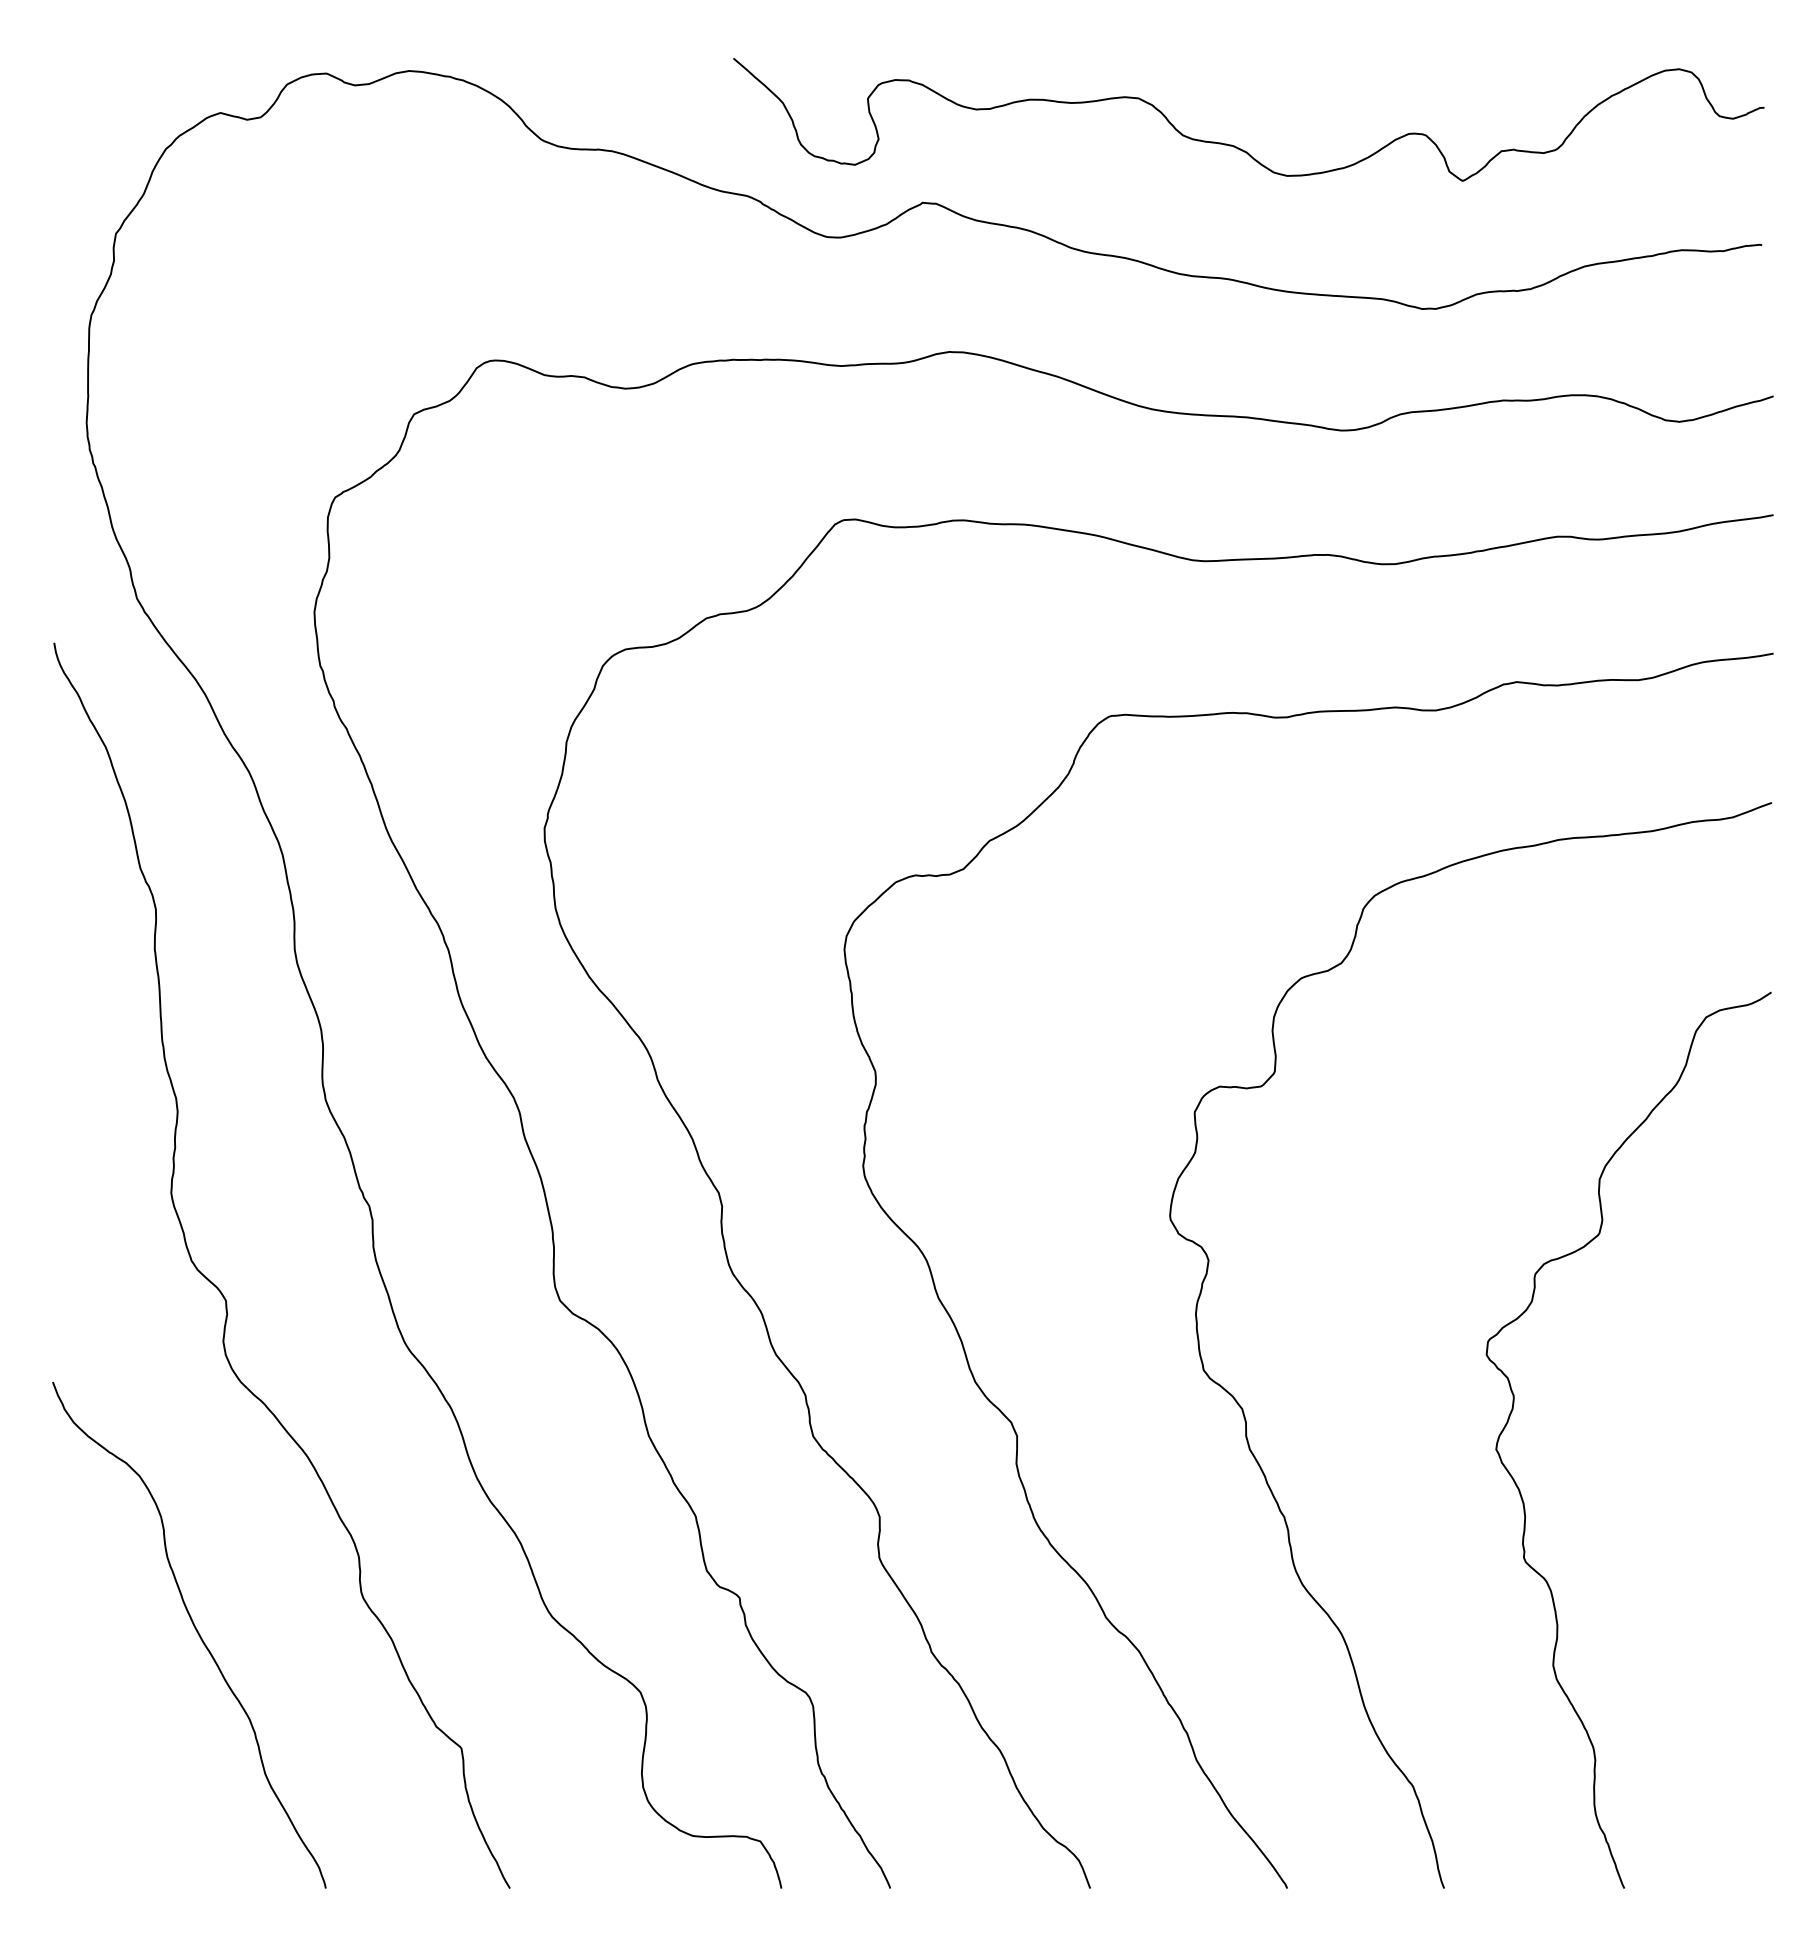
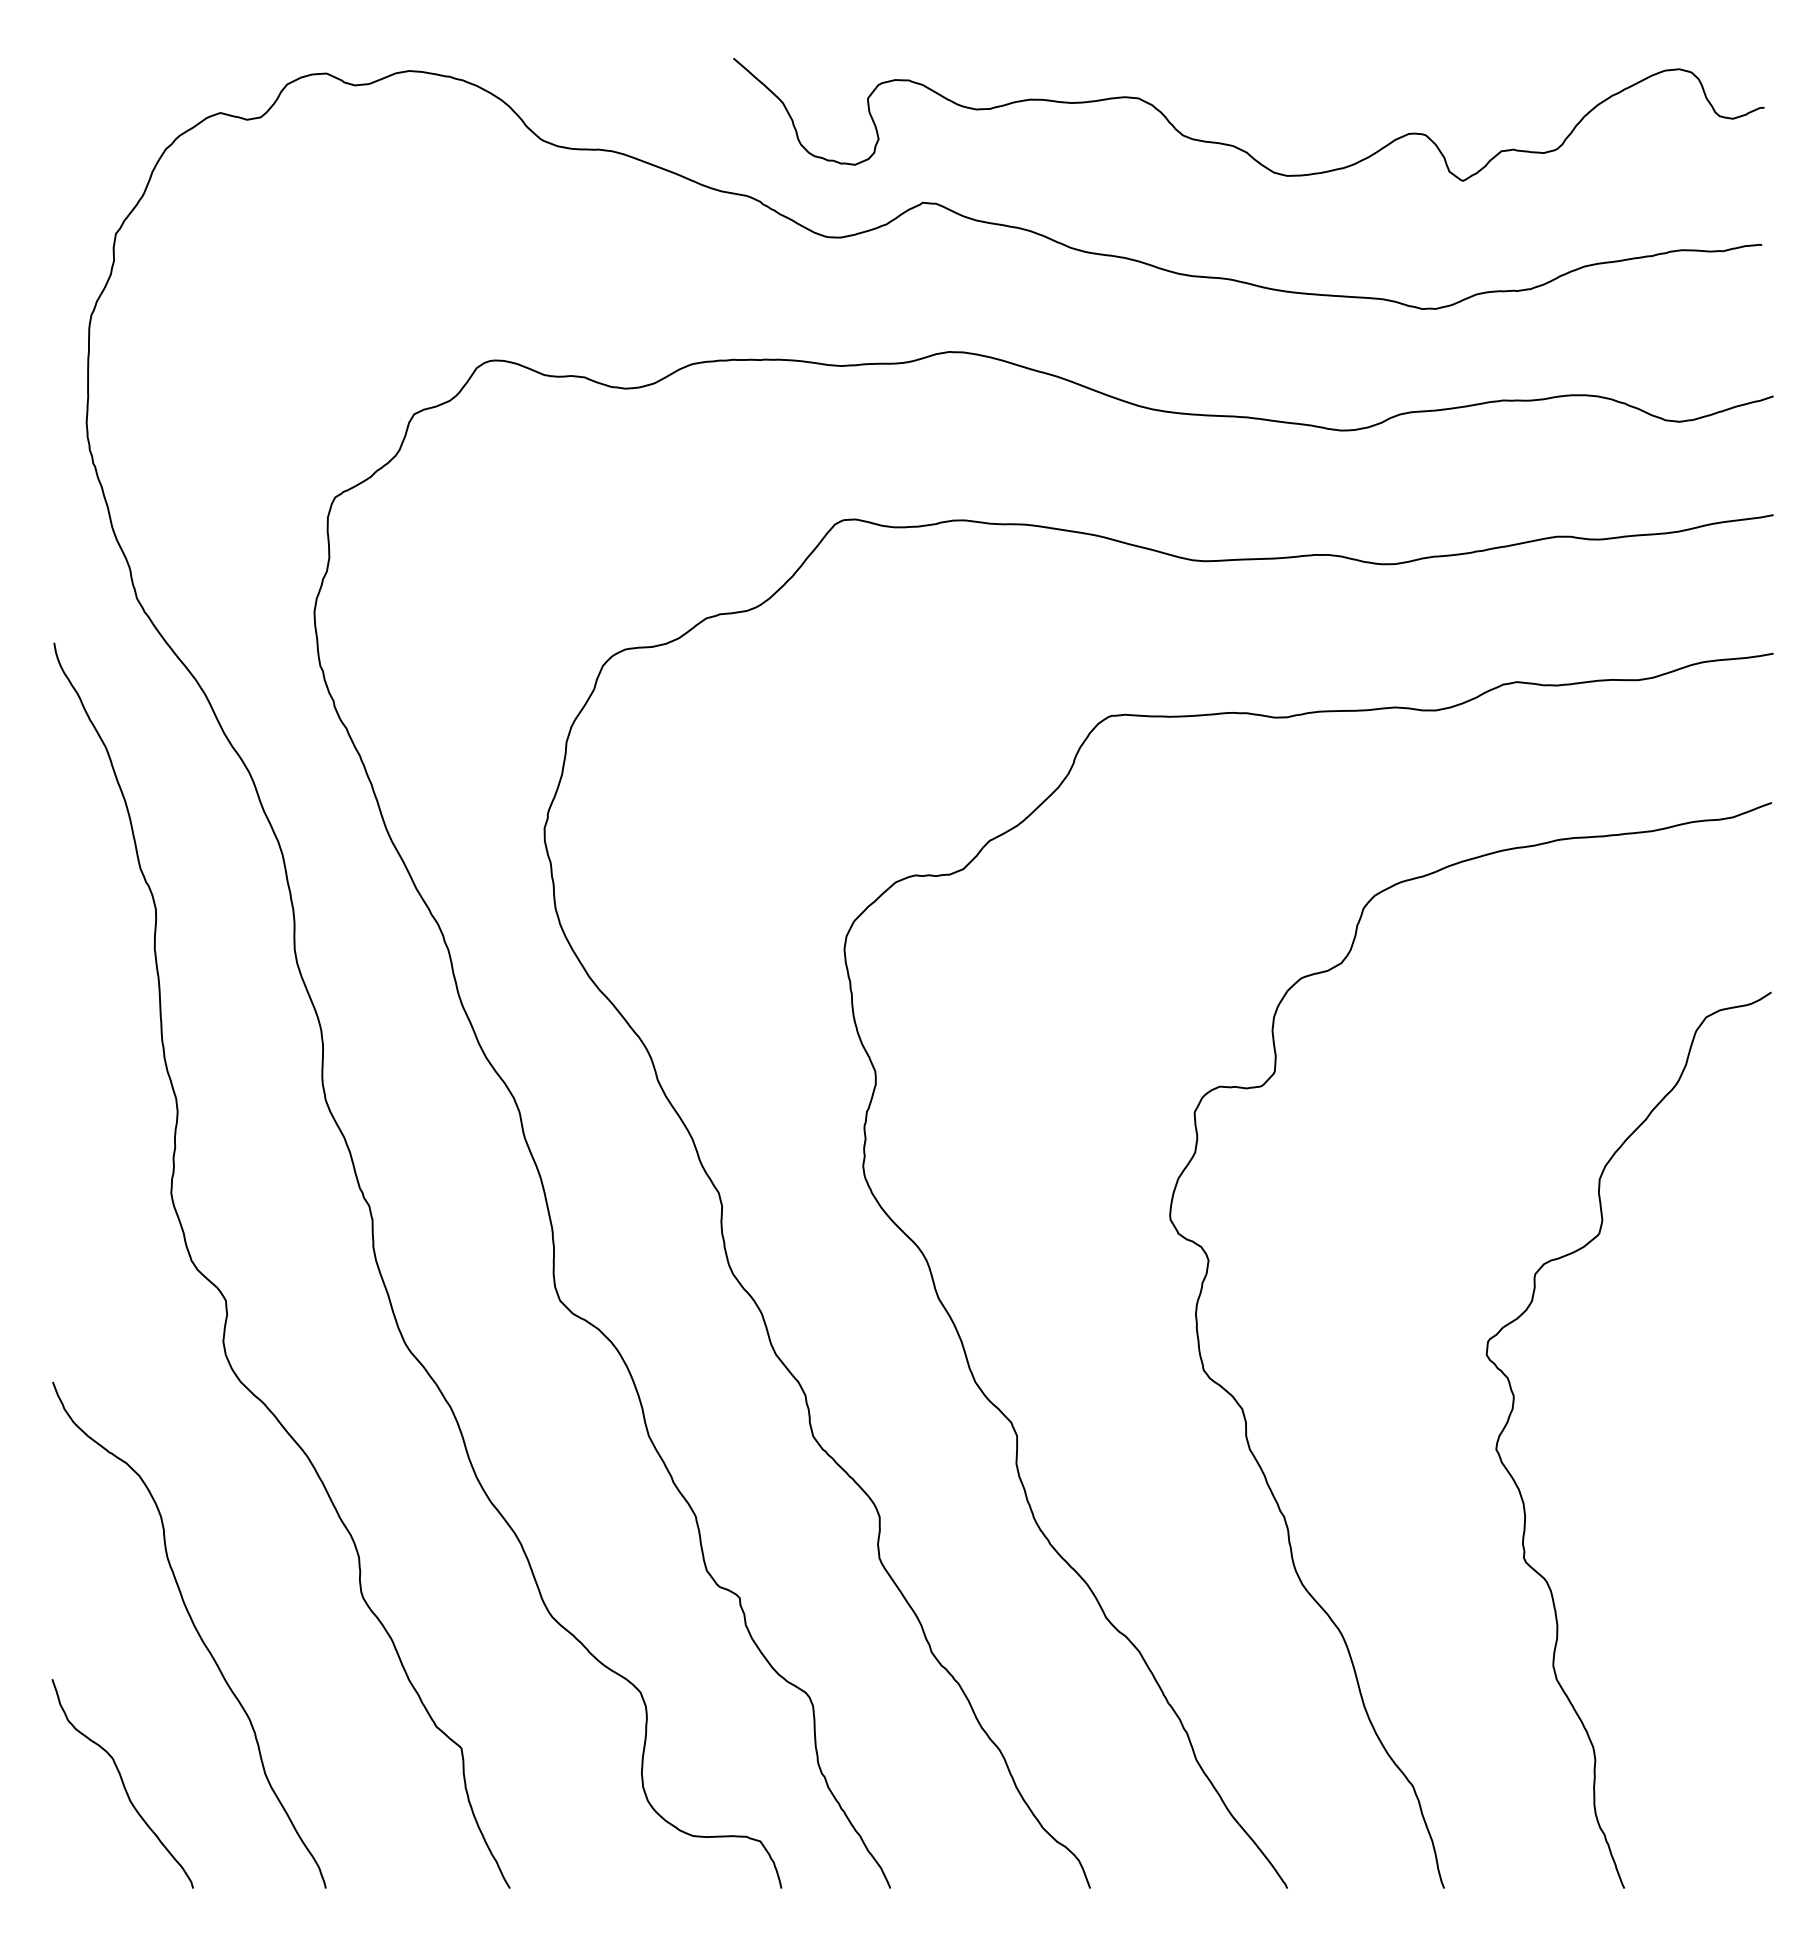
curve: none -> present (122, 1783)
